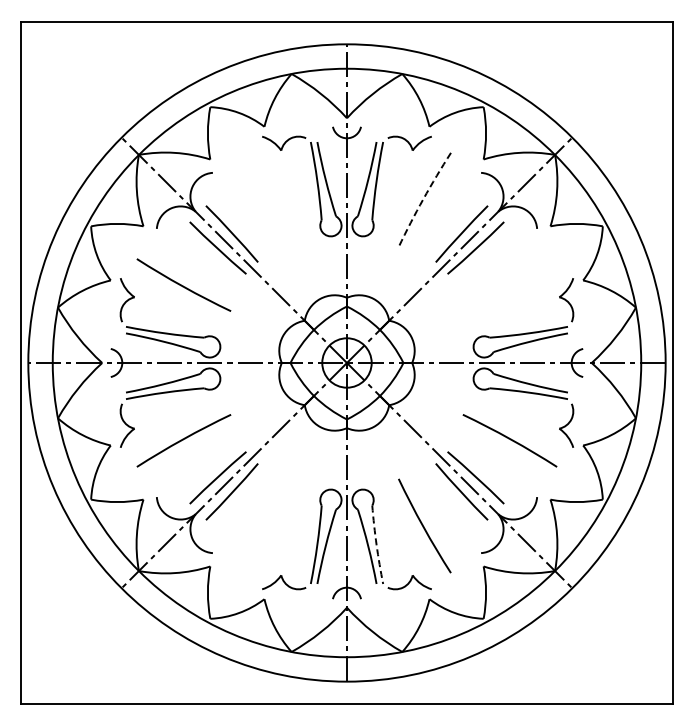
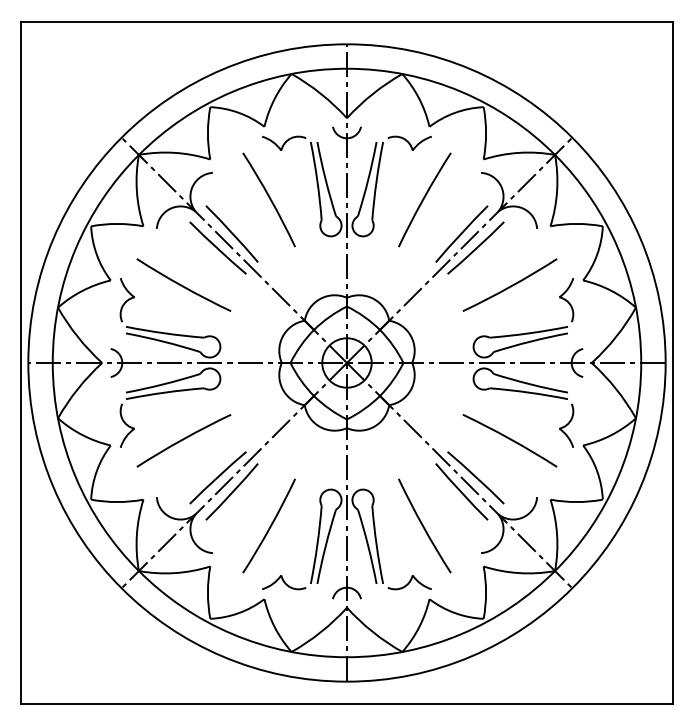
arc: none -> present (269, 199)
arc: dashed -> solid (423, 199)
arc: none -> present (510, 285)
arc: none -> present (269, 526)
arc: dashed -> solid (376, 544)
